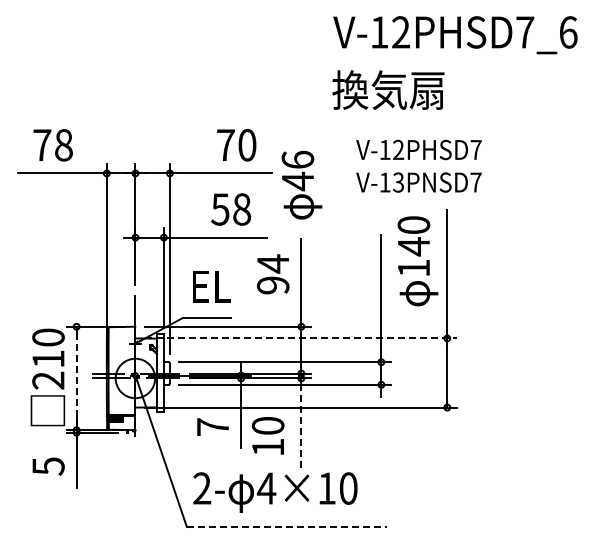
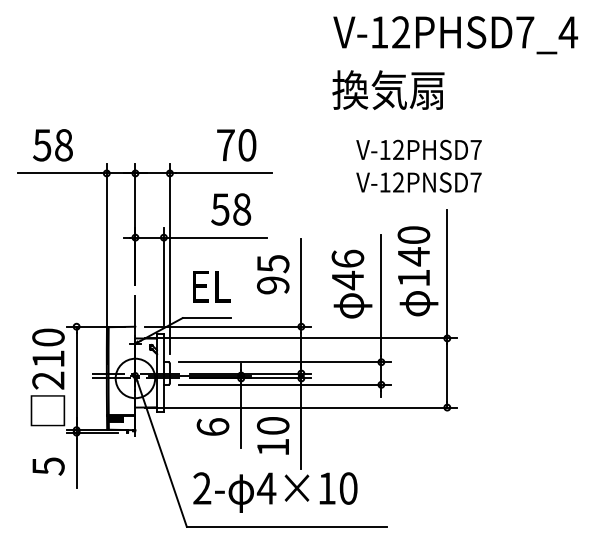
text: V-12PHSD7_6 -> V-12PHSD7_4 (568, 32)
text: 78 -> 58 (42, 145)
text: V-13PNSD7 -> V-12PNSD7 (398, 182)
text position: (301, 184) -> (351, 283) (351, 283)
text position: (417, 261) -> (417, 271) (417, 271)
text: 94 -> 95 (273, 263)
line: dashed -> solid (301, 338)
line: dashed -> solid (76, 378)
text: 7 -> 6 (212, 426)
line: dashed -> solid (301, 427)
text position: (268, 435) -> (273, 435) (273, 435)
line: dashed -> solid (286, 526)
